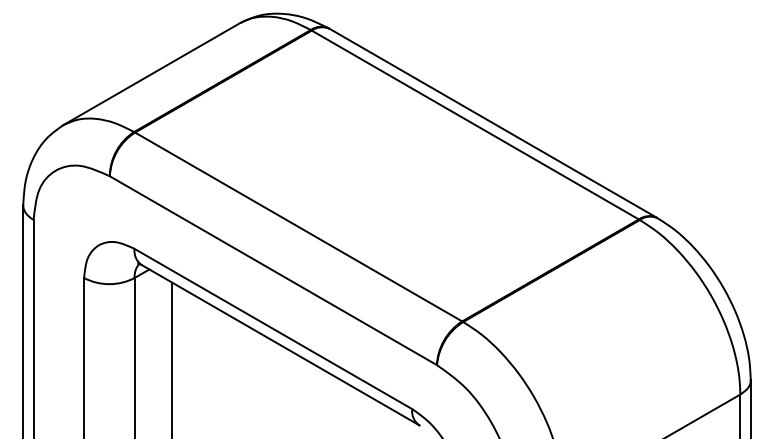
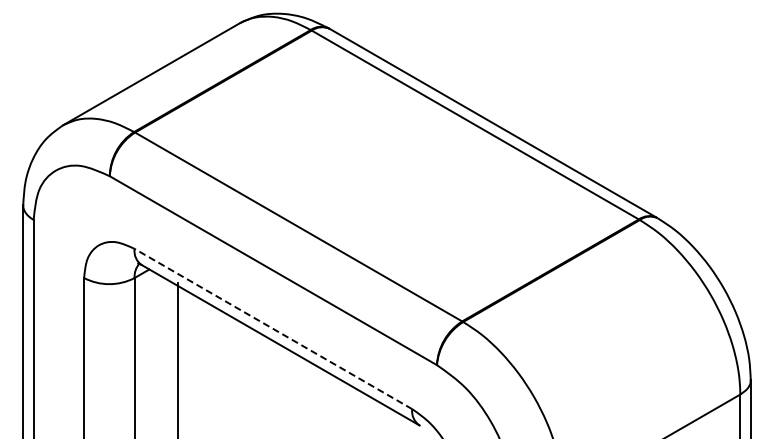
line: solid -> dashed (272, 328)
line position: (172, 358) -> (178, 358) (178, 358)
